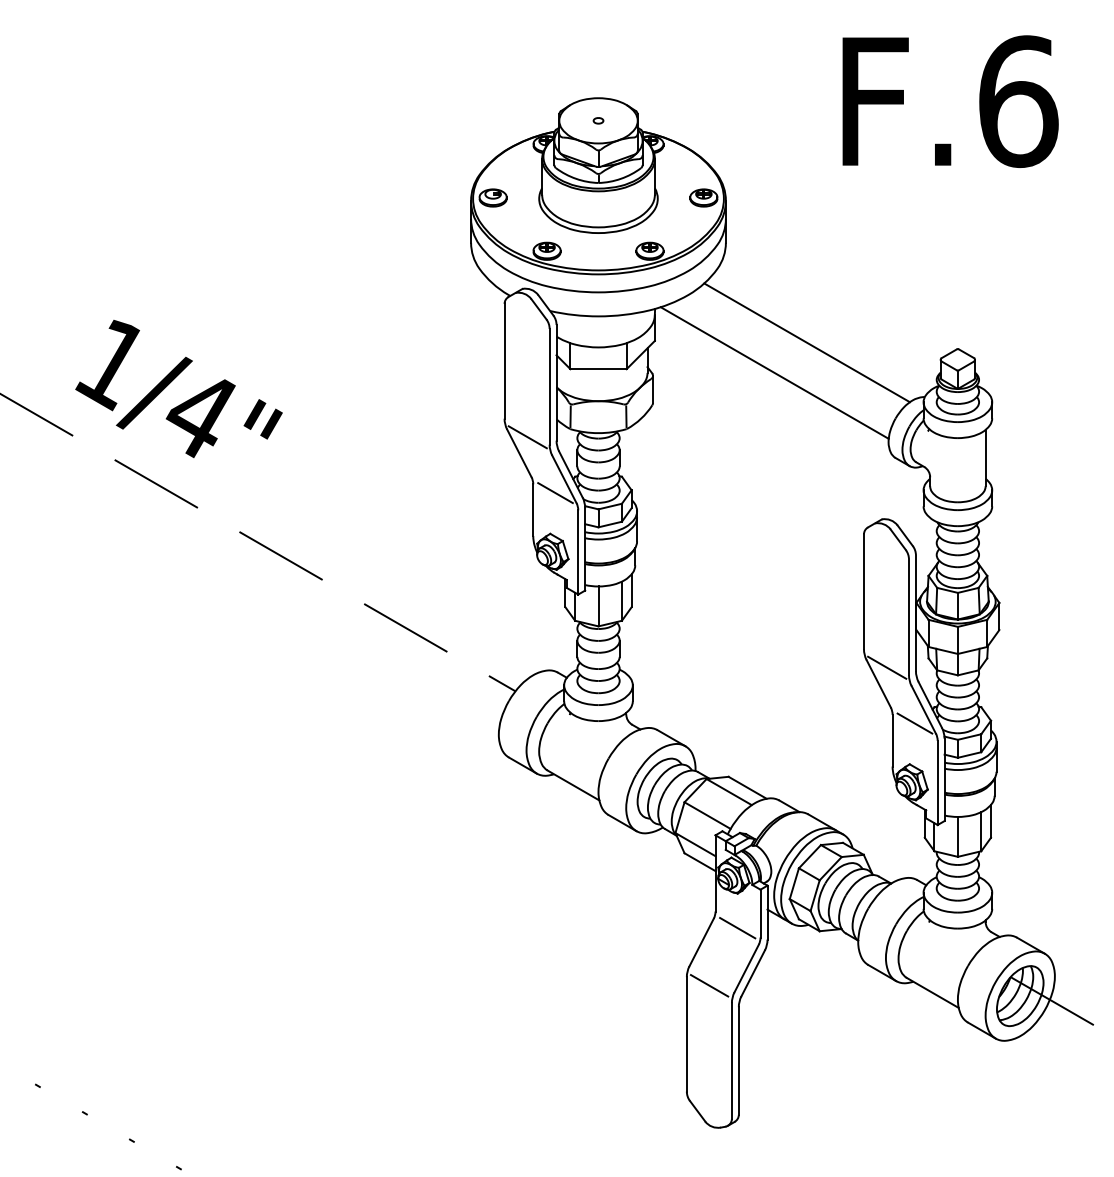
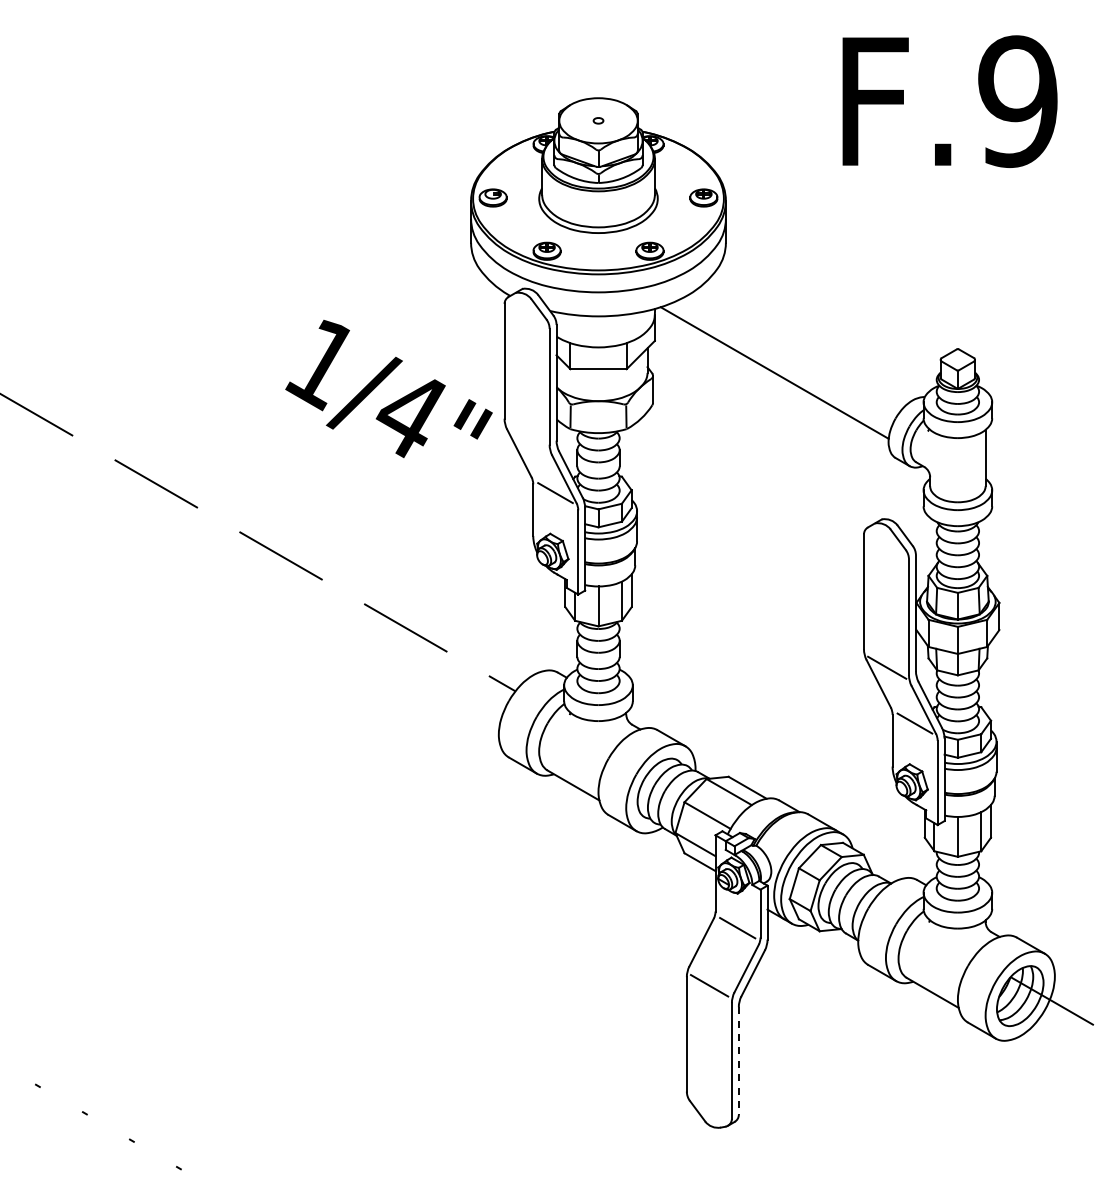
text: F.6 -> F.9 (1018, 101)
line: present -> none (806, 342)
text position: (178, 388) -> (388, 388) (388, 388)
line: present -> none (527, 437)
line: solid -> dashed (738, 1061)
